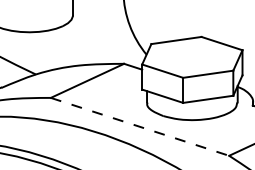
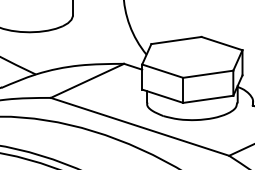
line: dashed -> solid (140, 126)
